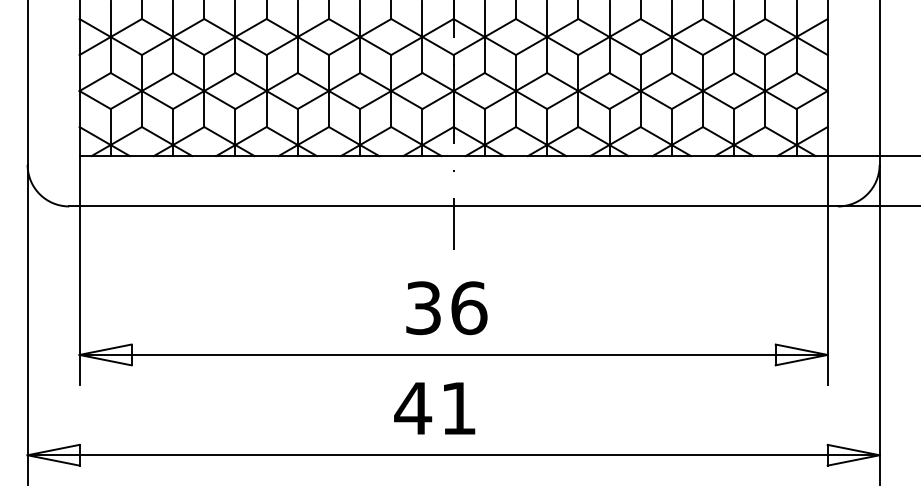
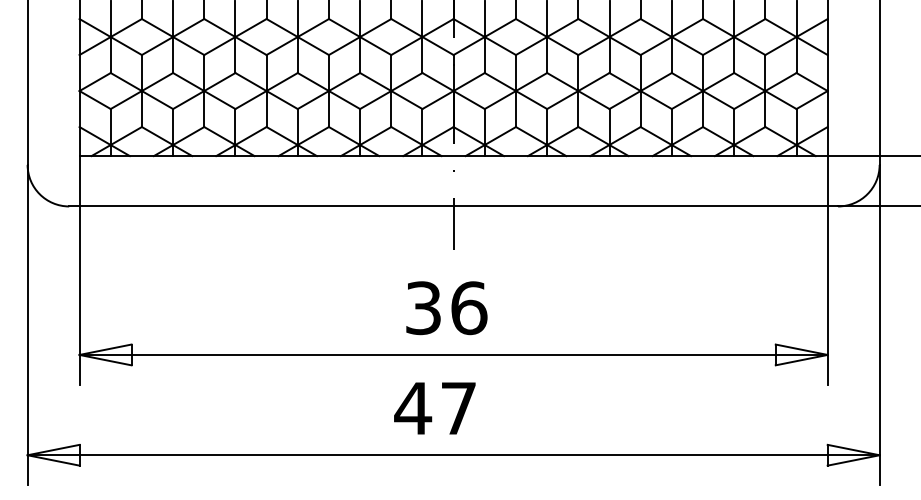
text: 41 -> 47 (458, 408)
